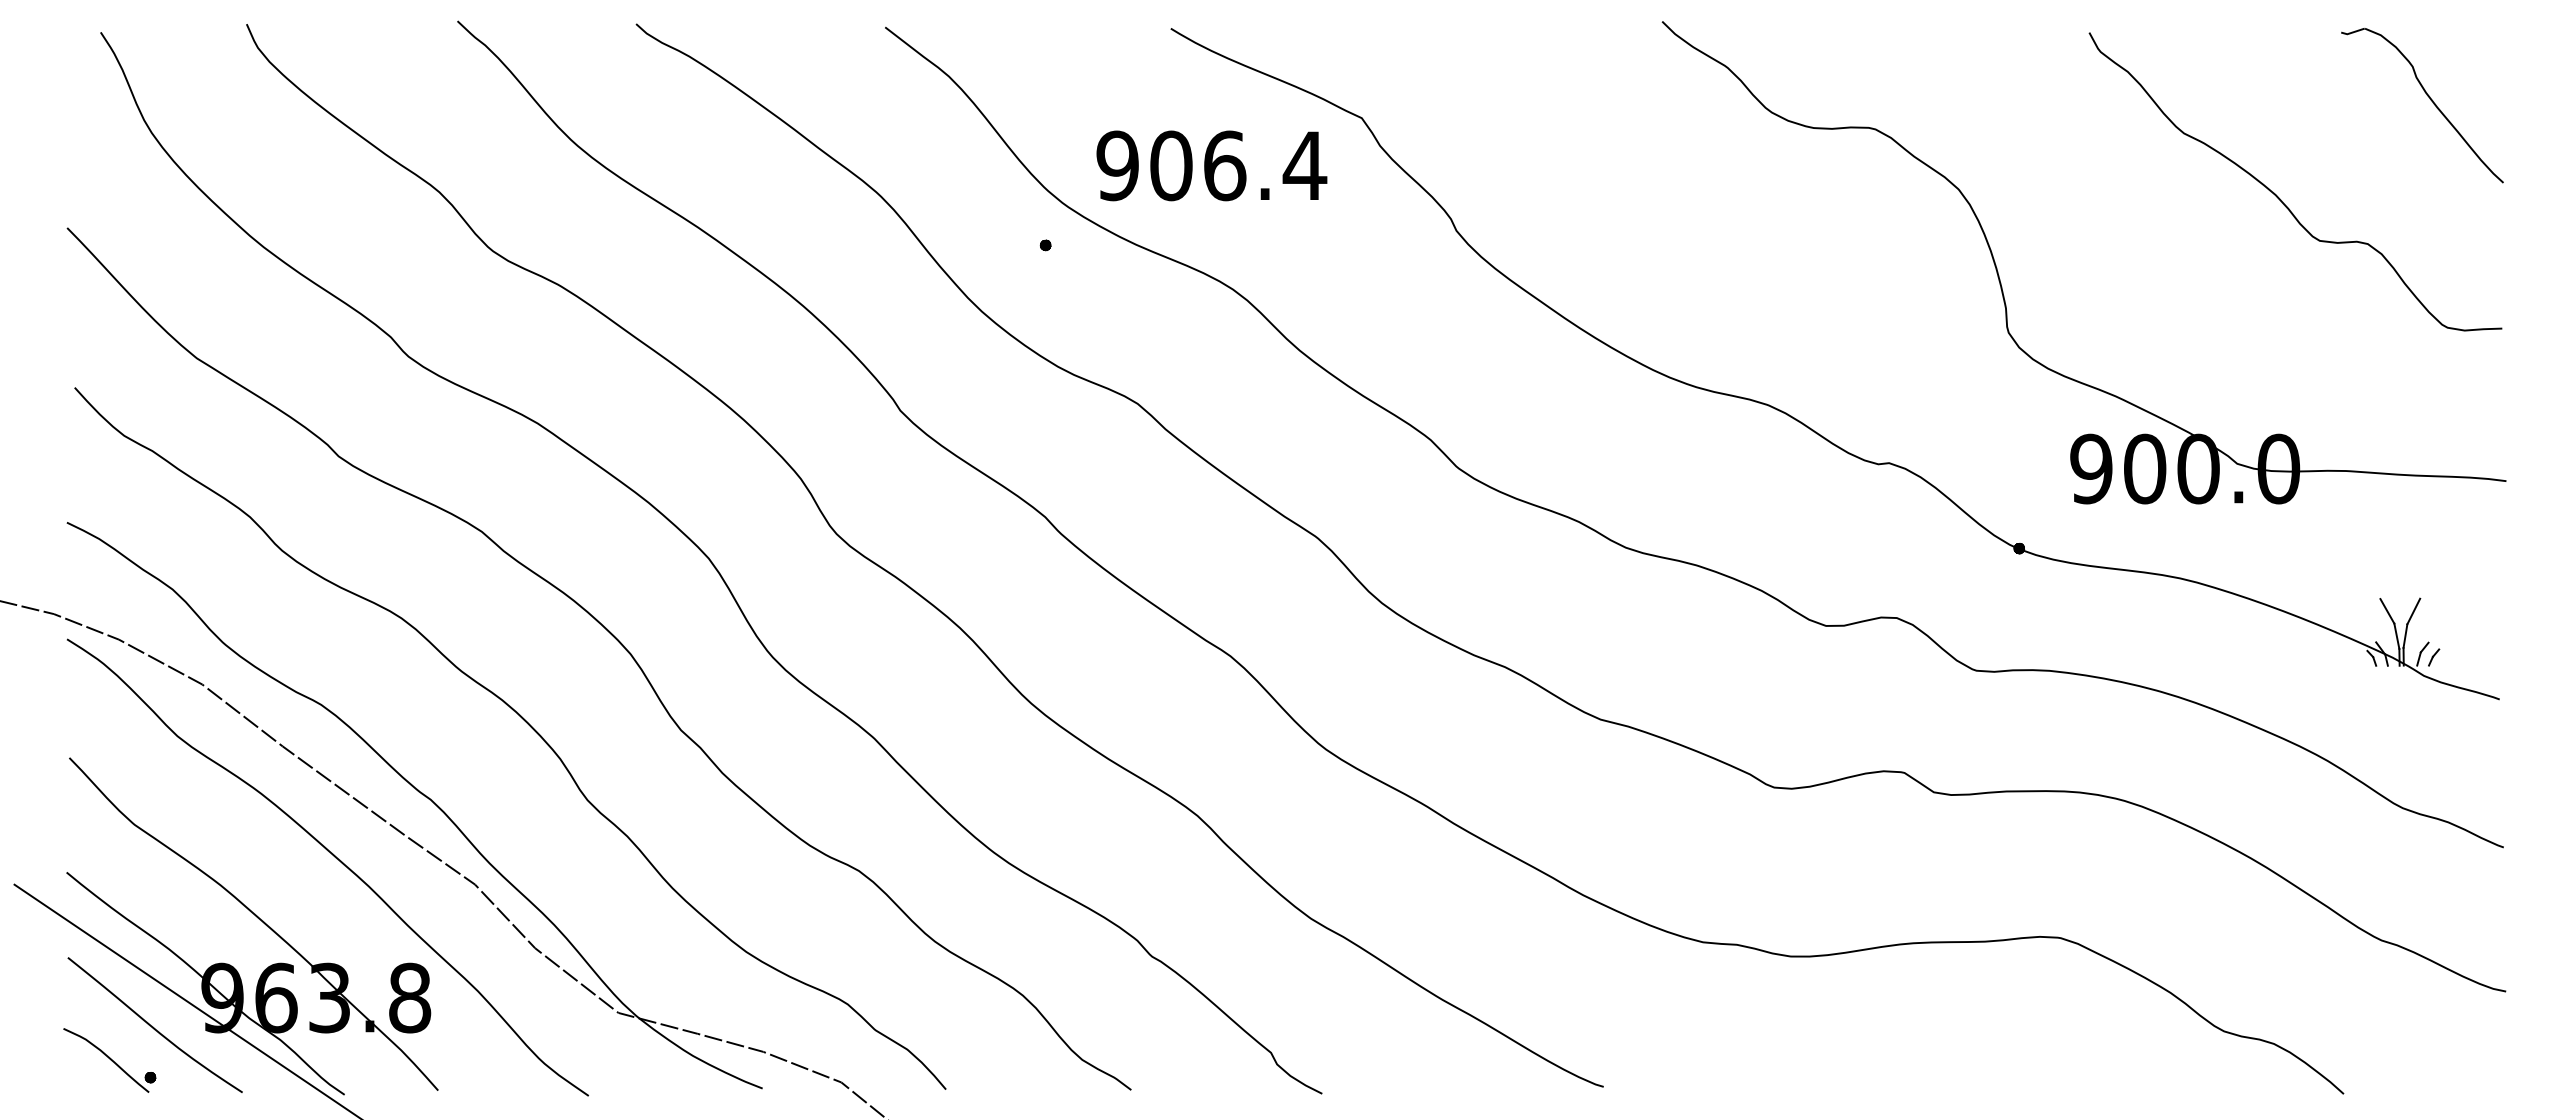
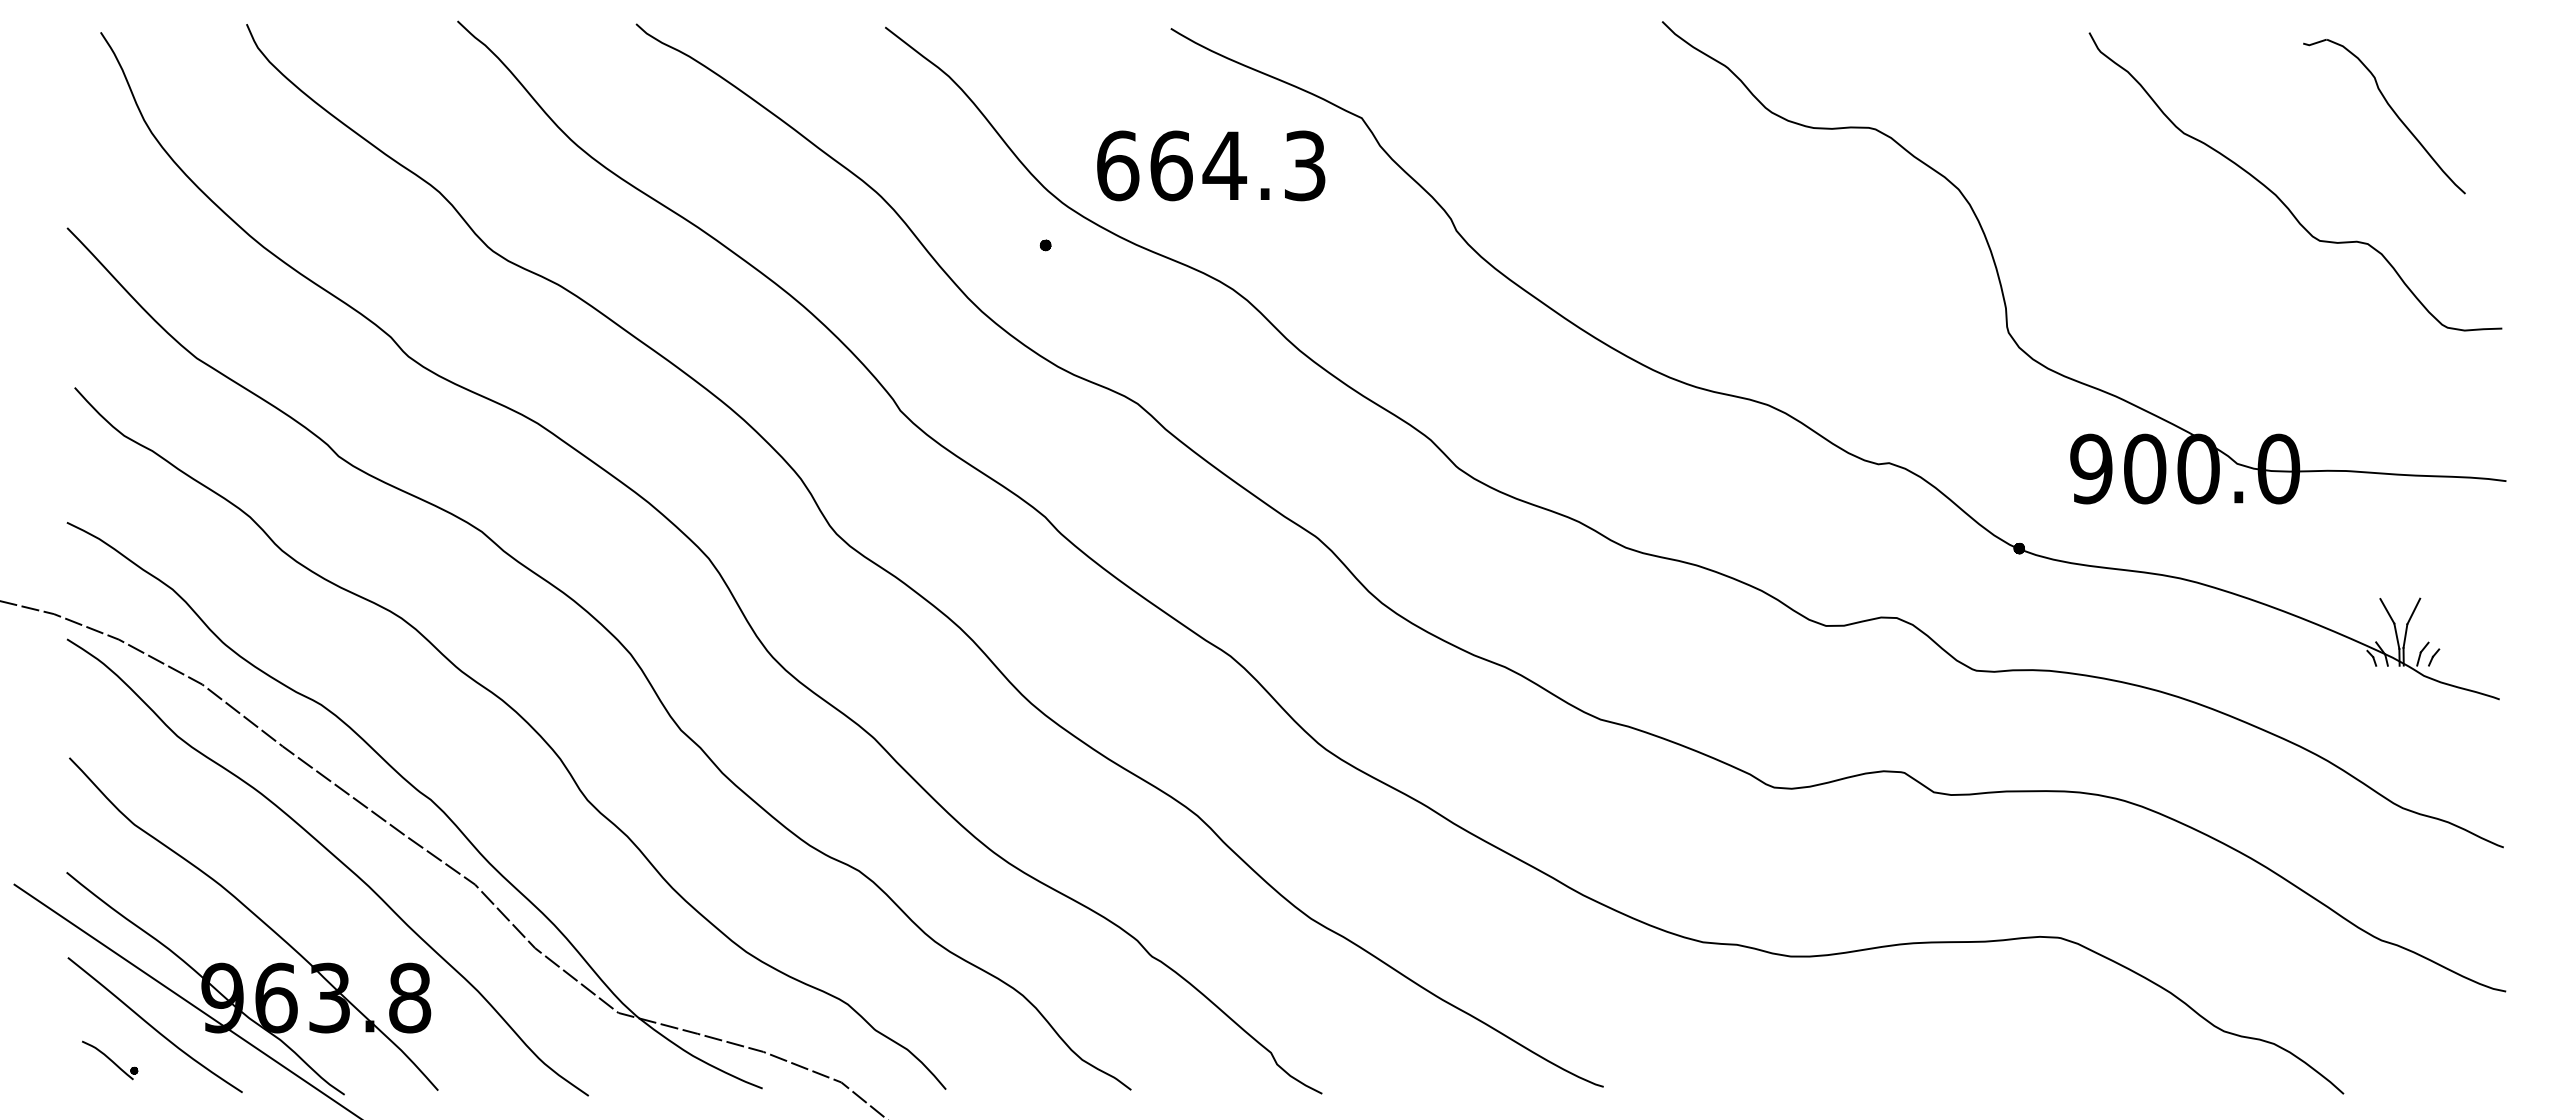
part position: (2430, 100) -> (2392, 111) (2392, 111)
text: 906.4 -> 664.3 (1211, 165)
part size: 94x65 px -> 57x41 px (110, 1060)
